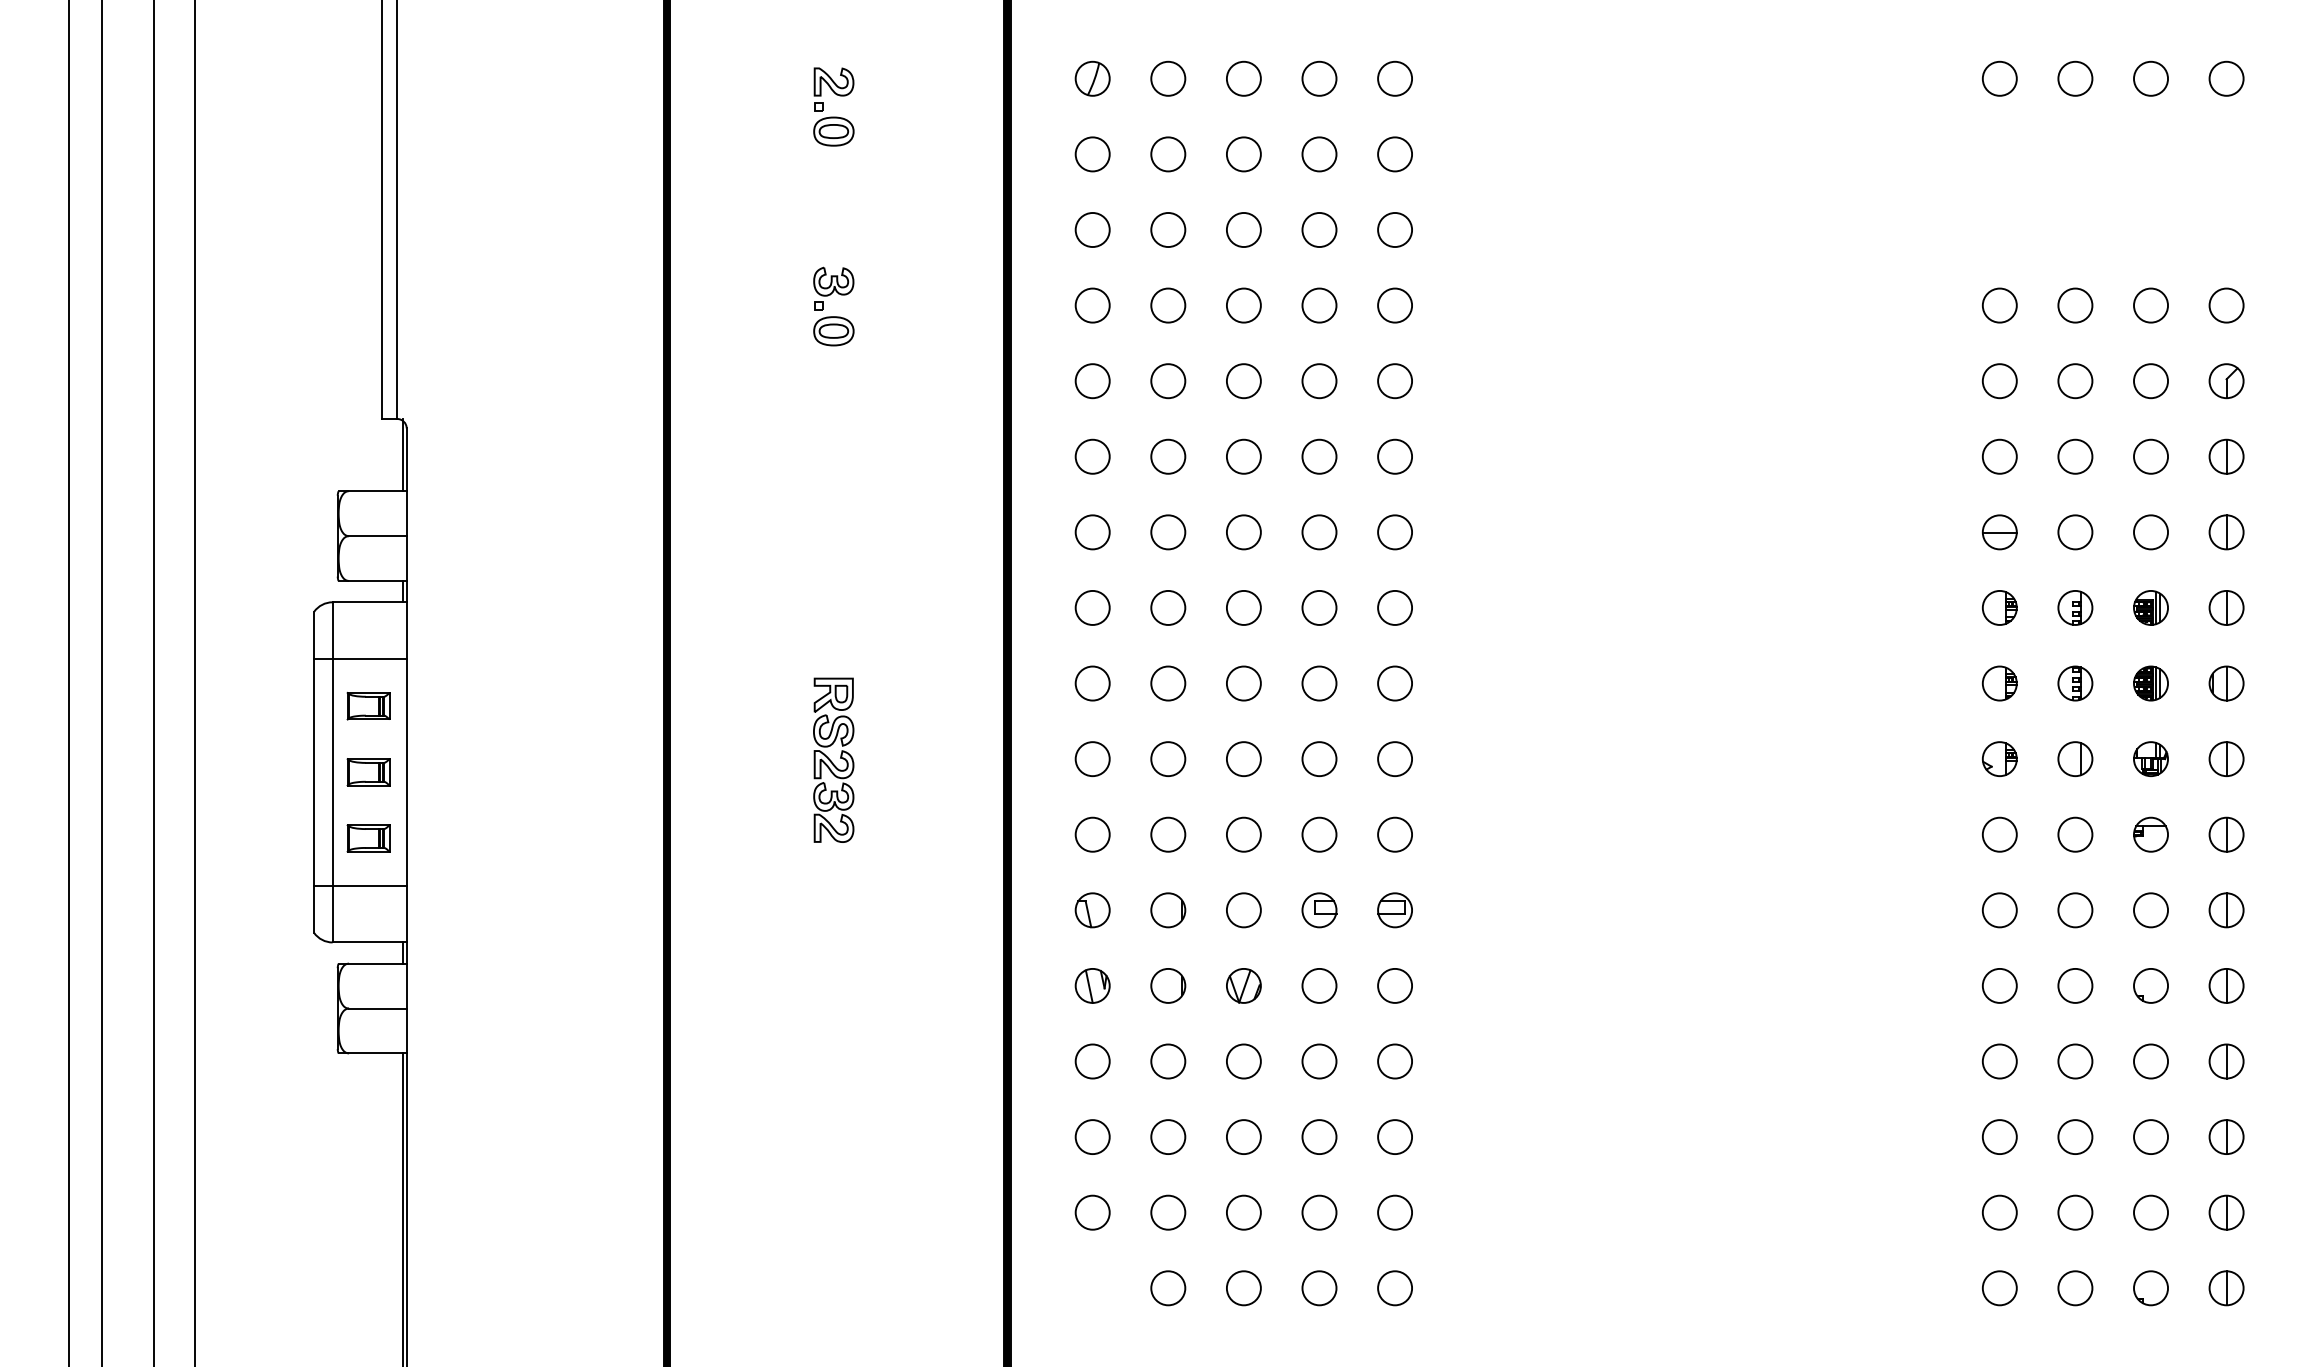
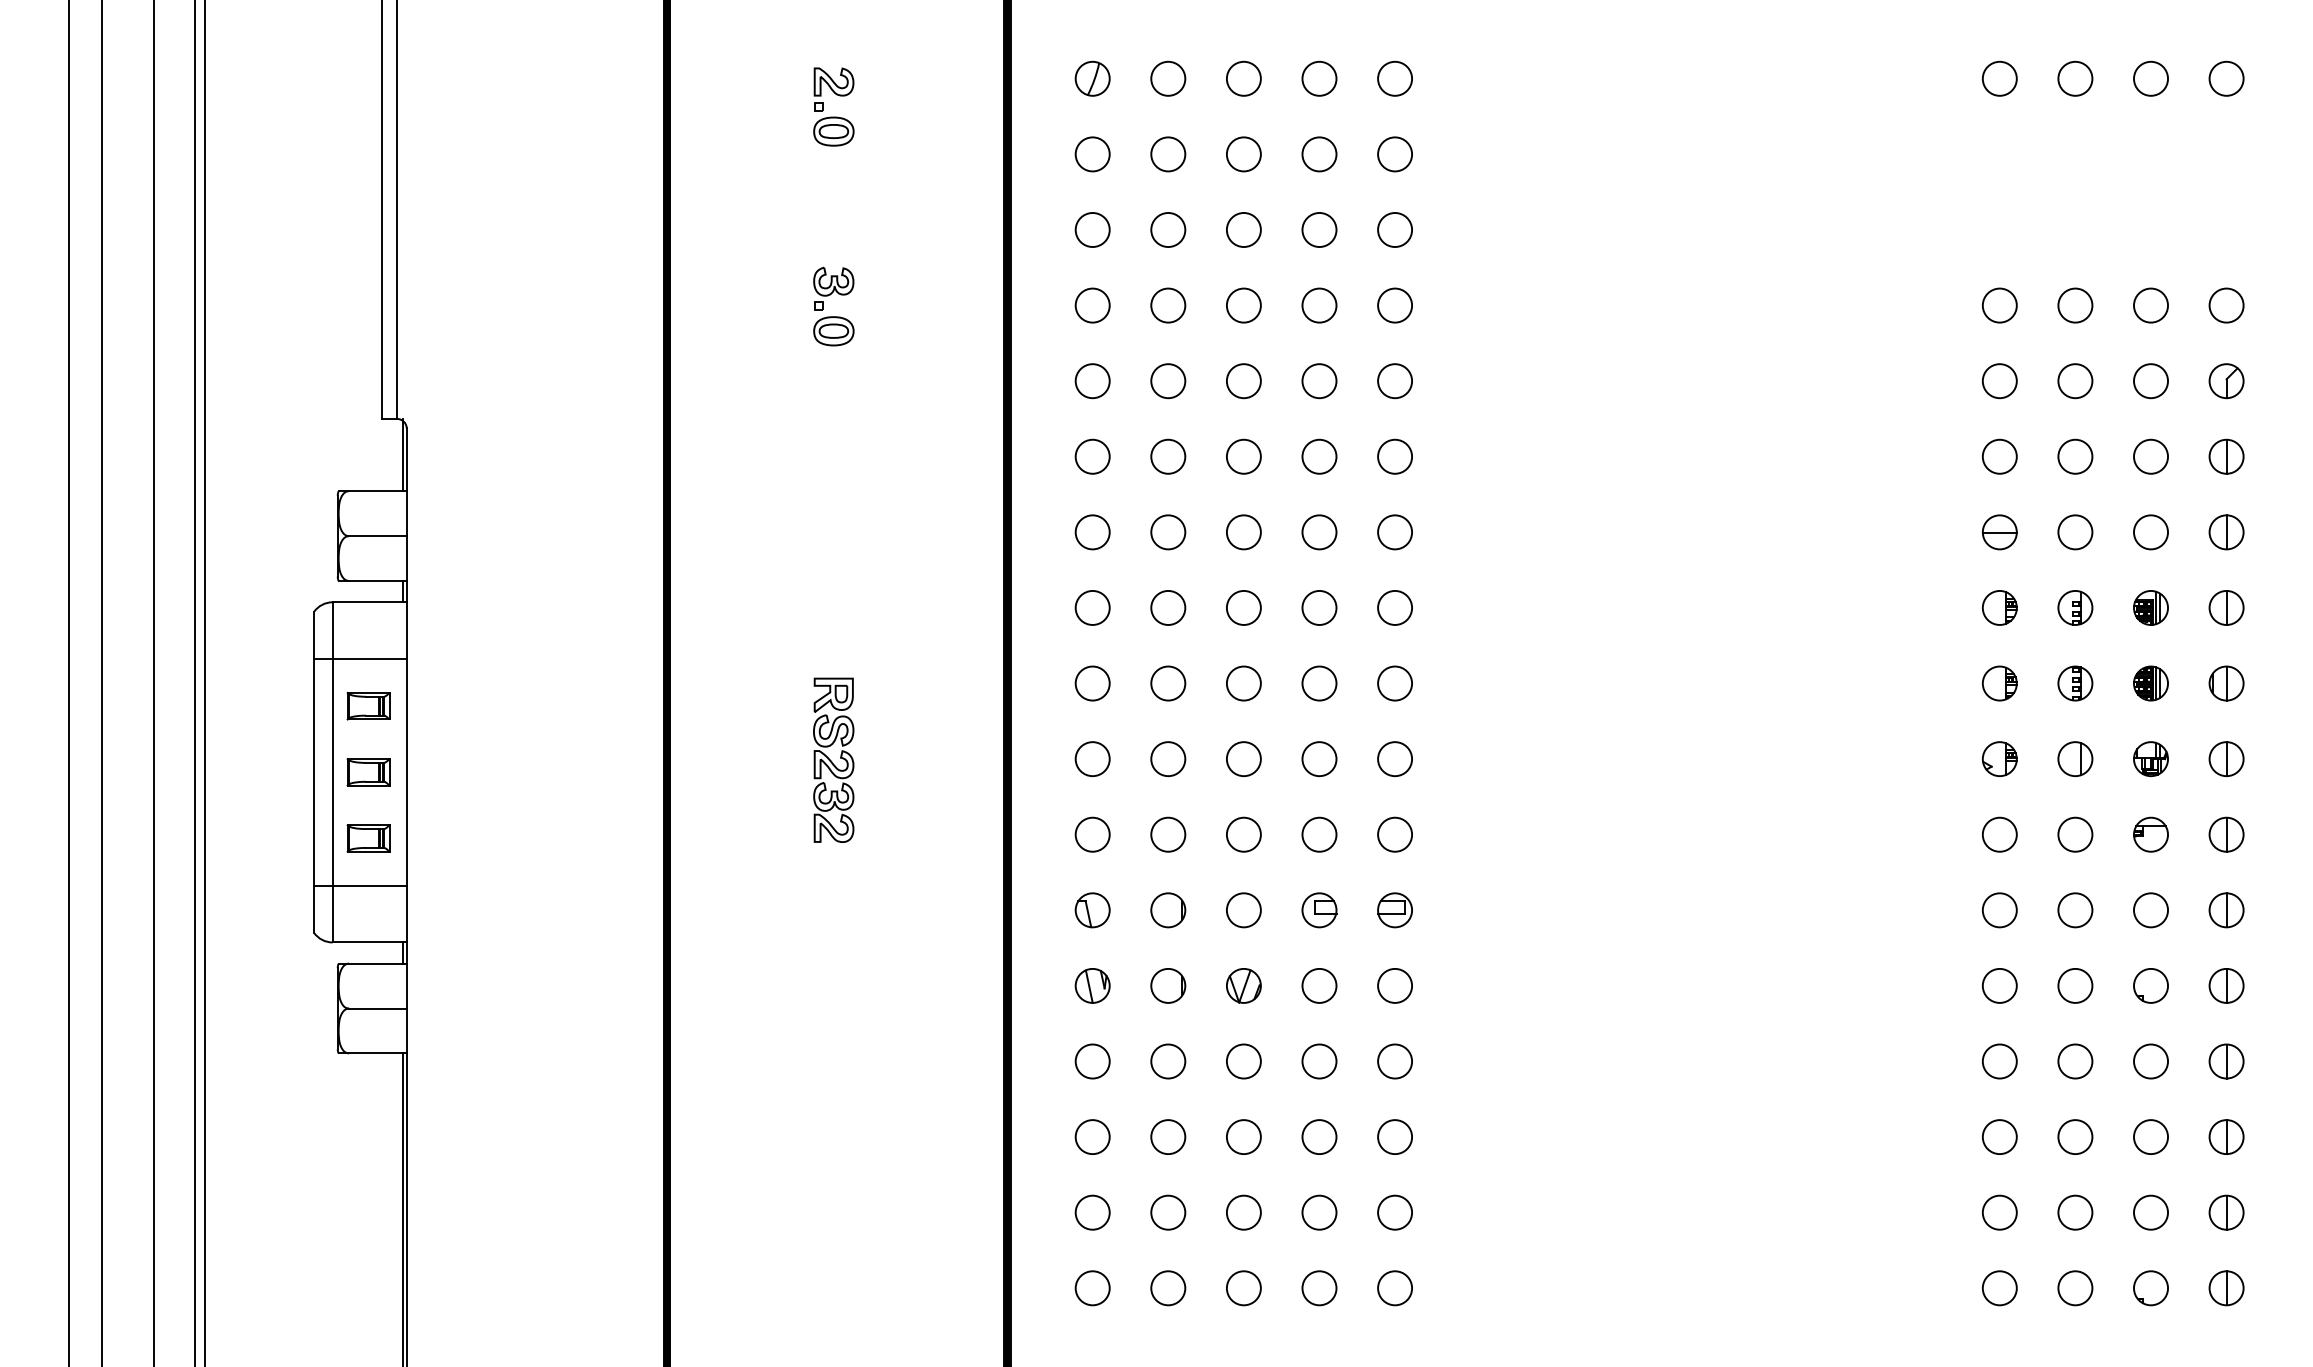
line: none -> present (204, 682)
circle: none -> present (1092, 1288)
